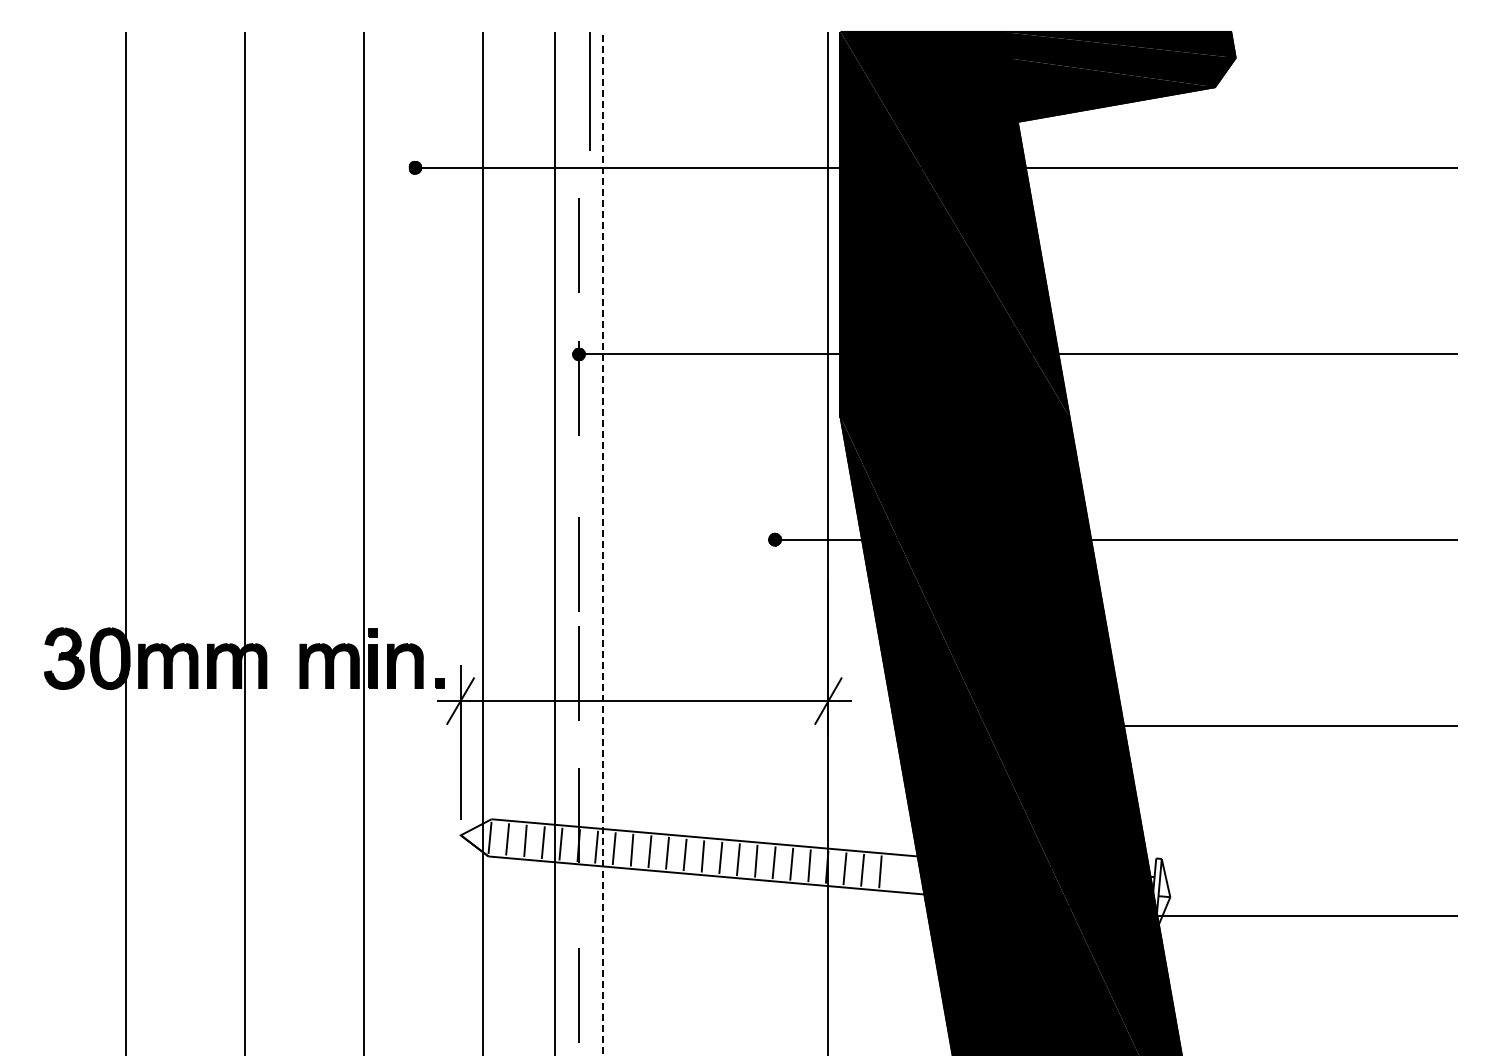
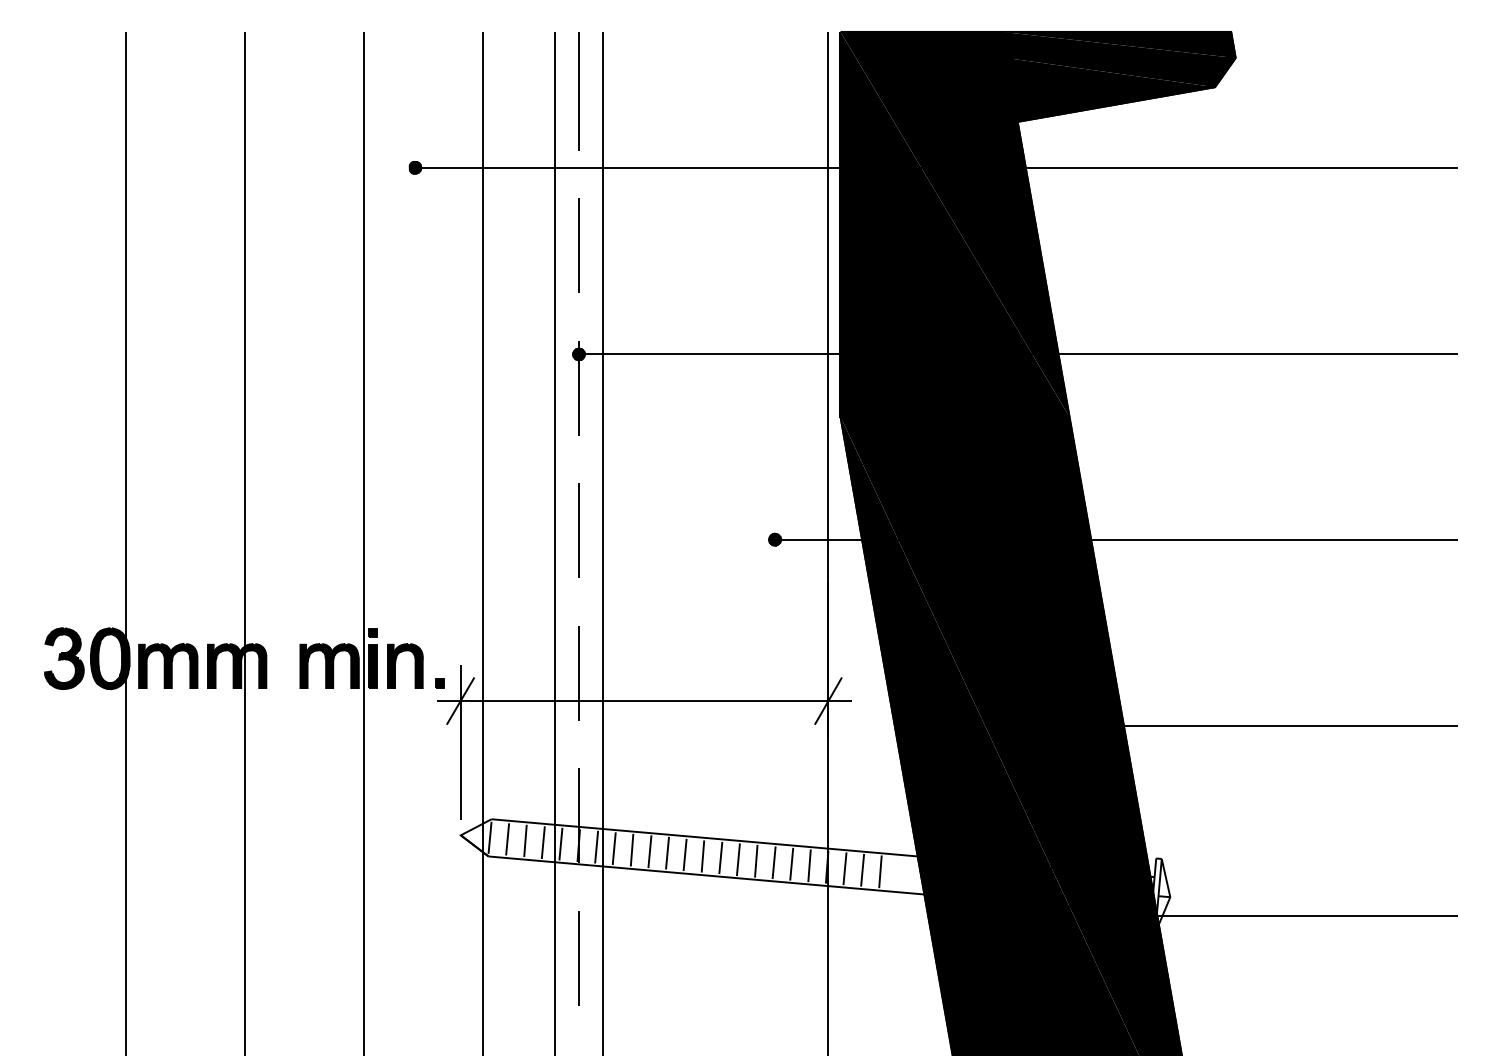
line position: (589, 91) -> (578, 91) (578, 91)
line: dashed -> solid (602, 543)
line position: (578, 564) -> (578, 530) (578, 530)
line position: (578, 995) -> (578, 958) (578, 958)
